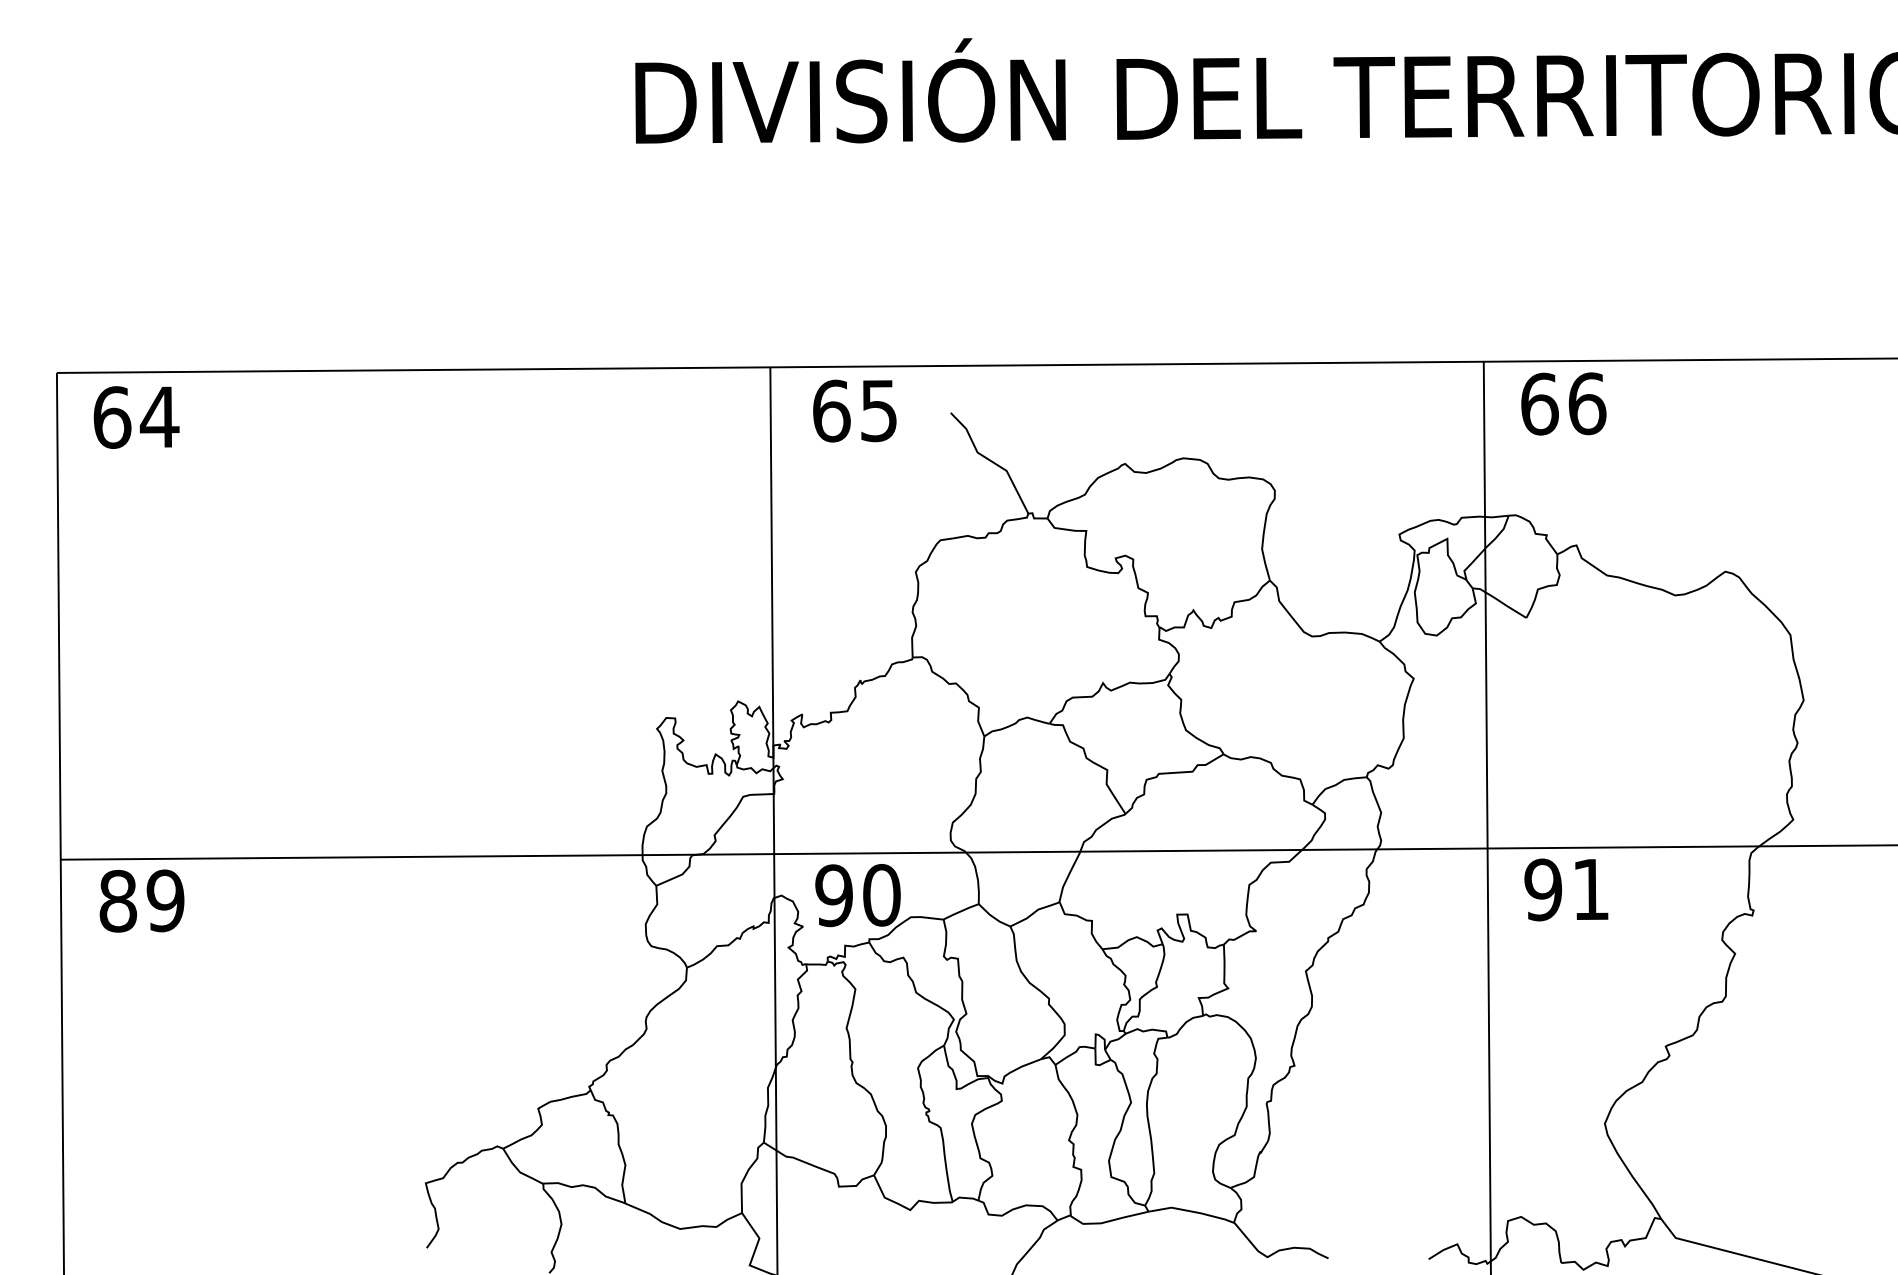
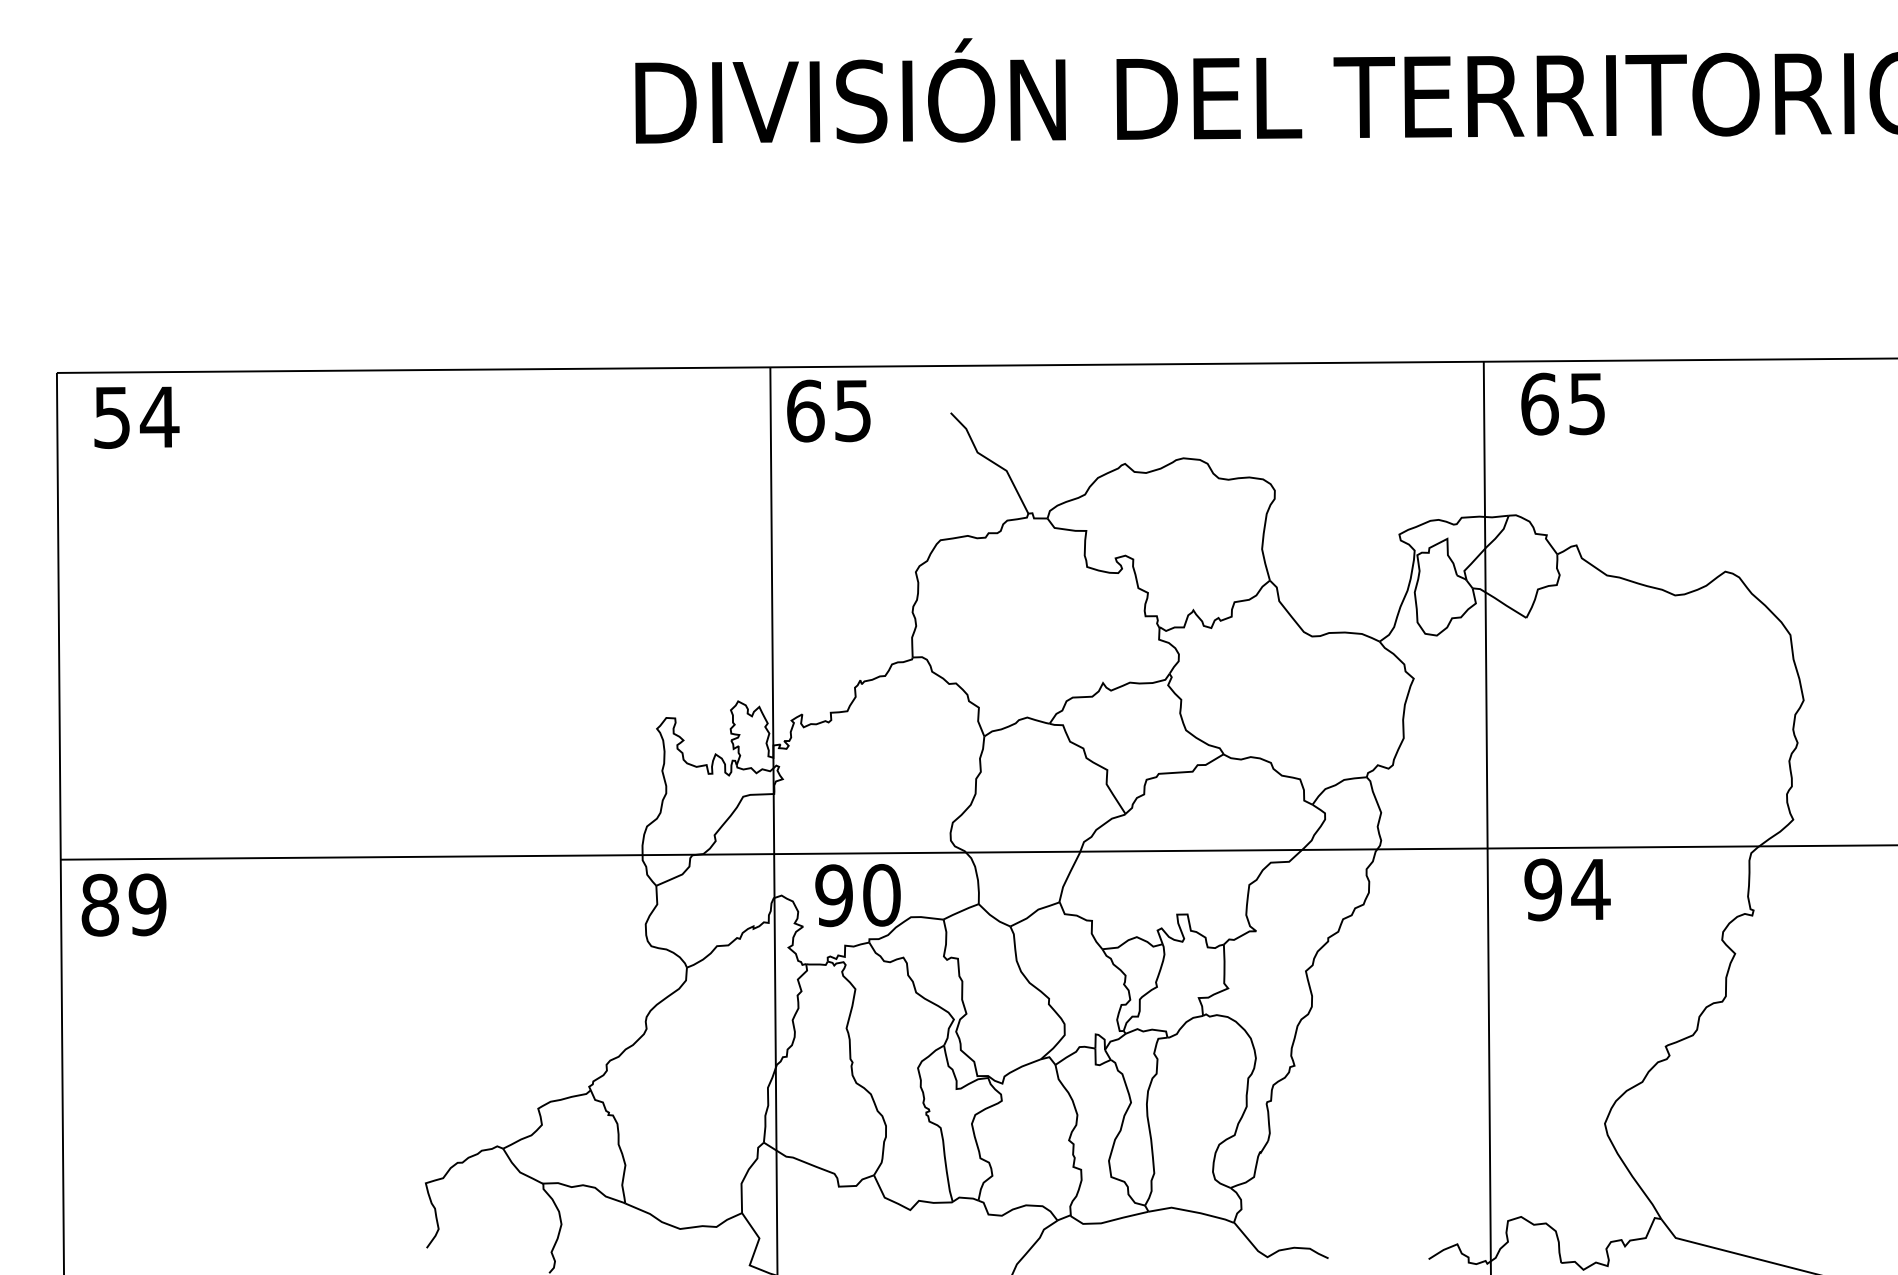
text: 66 -> 65 (1587, 403)
text position: (854, 410) -> (828, 410) (828, 410)
text: 64 -> 54 (112, 417)
text: 91 -> 94 (1590, 889)
text position: (141, 900) -> (123, 904) (123, 904)
